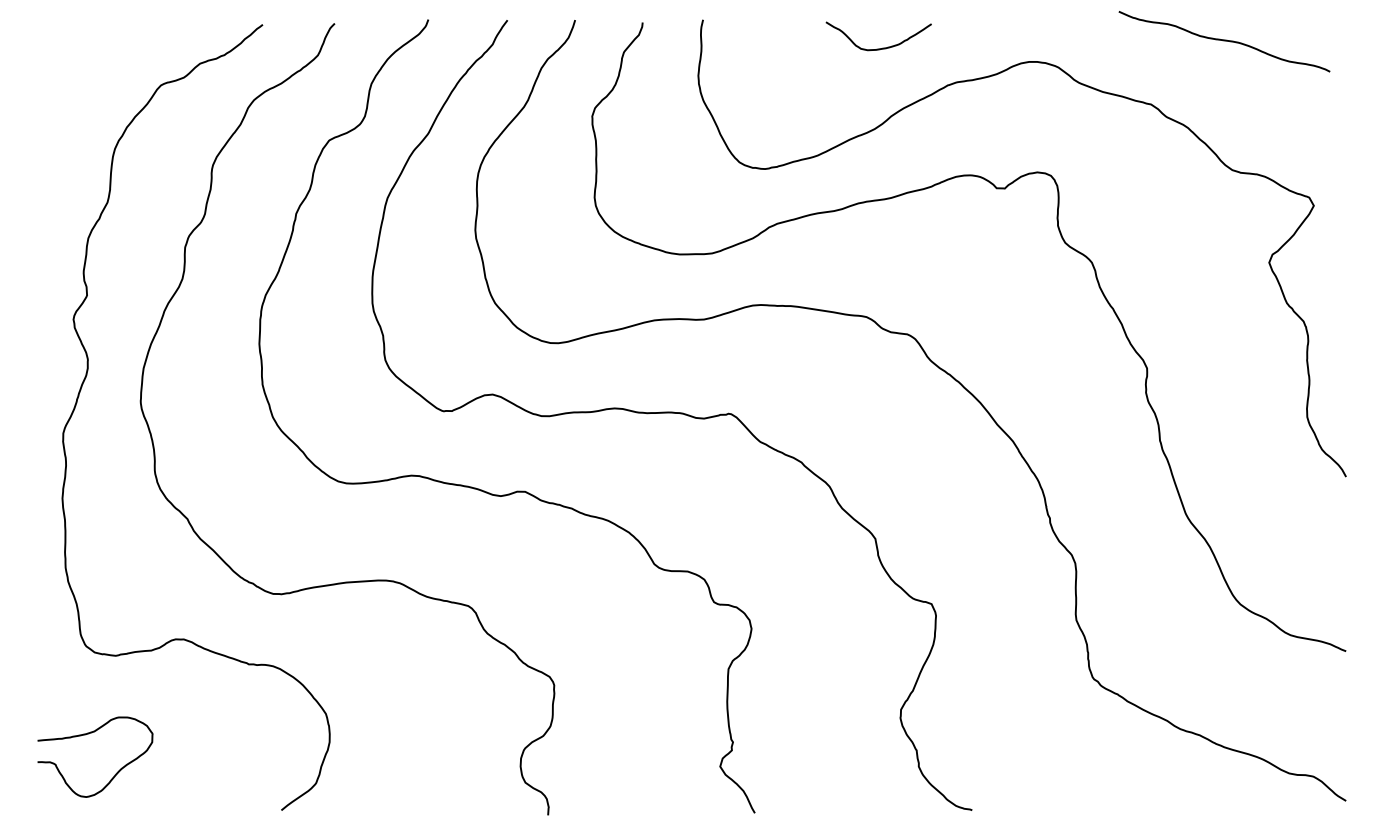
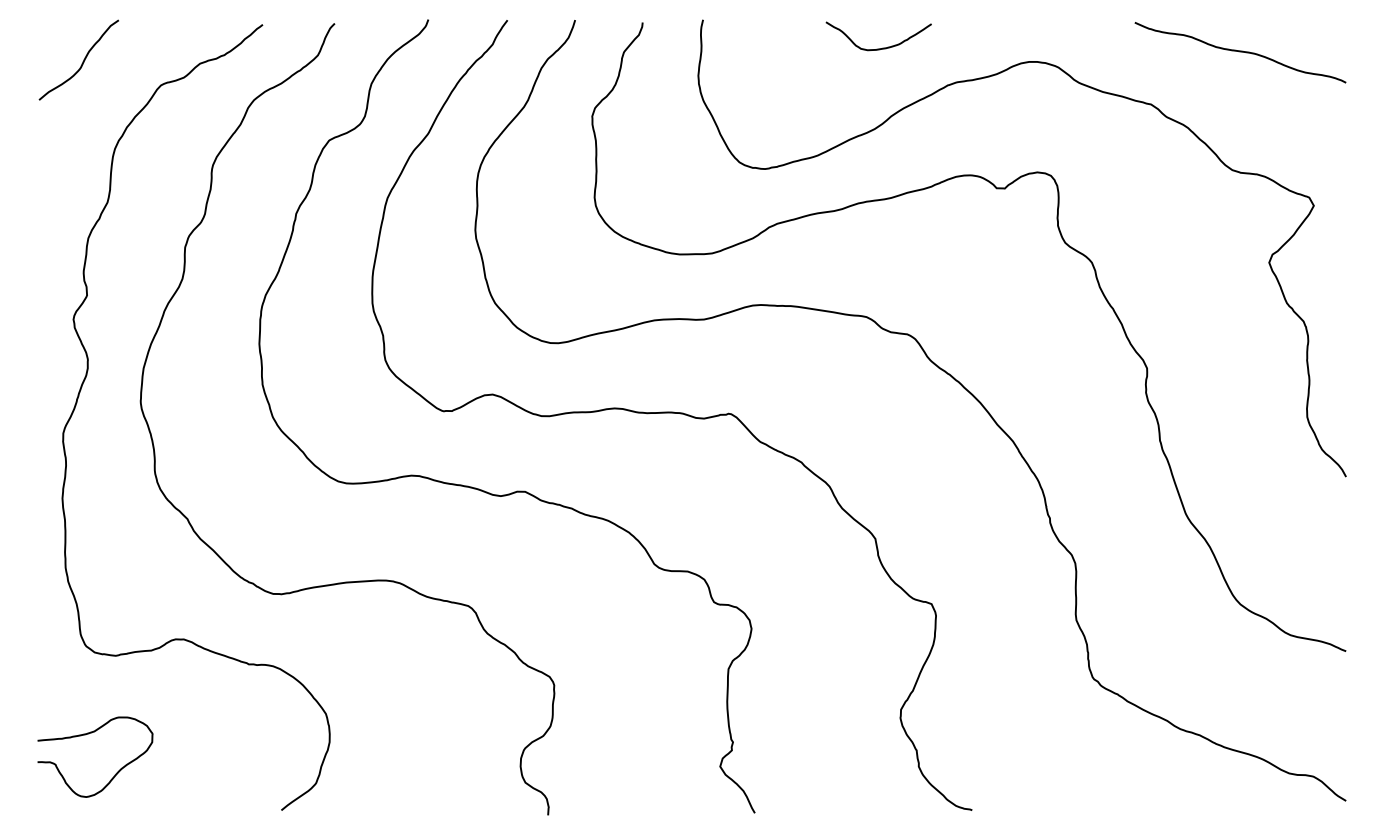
curve position: (1224, 41) -> (1240, 52) (1240, 52)
curve: none -> present (82, 61)
